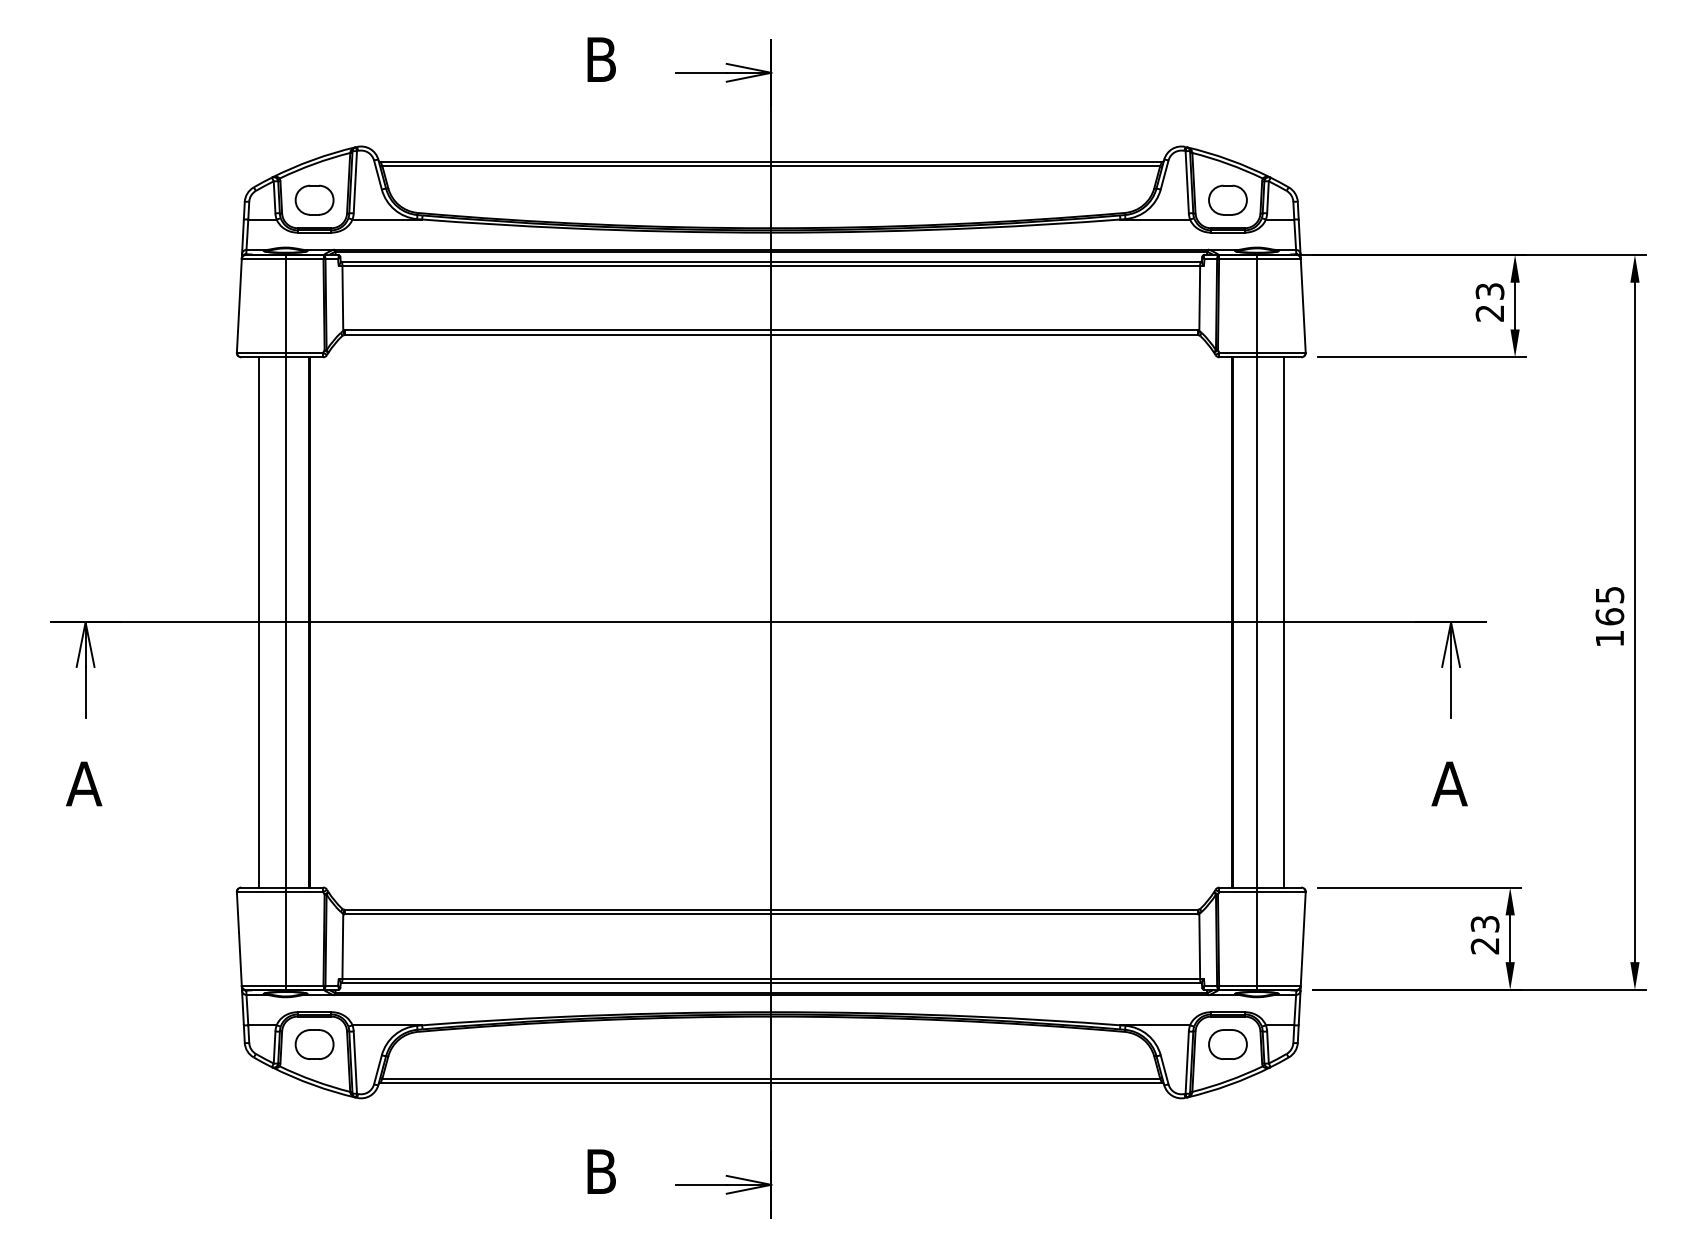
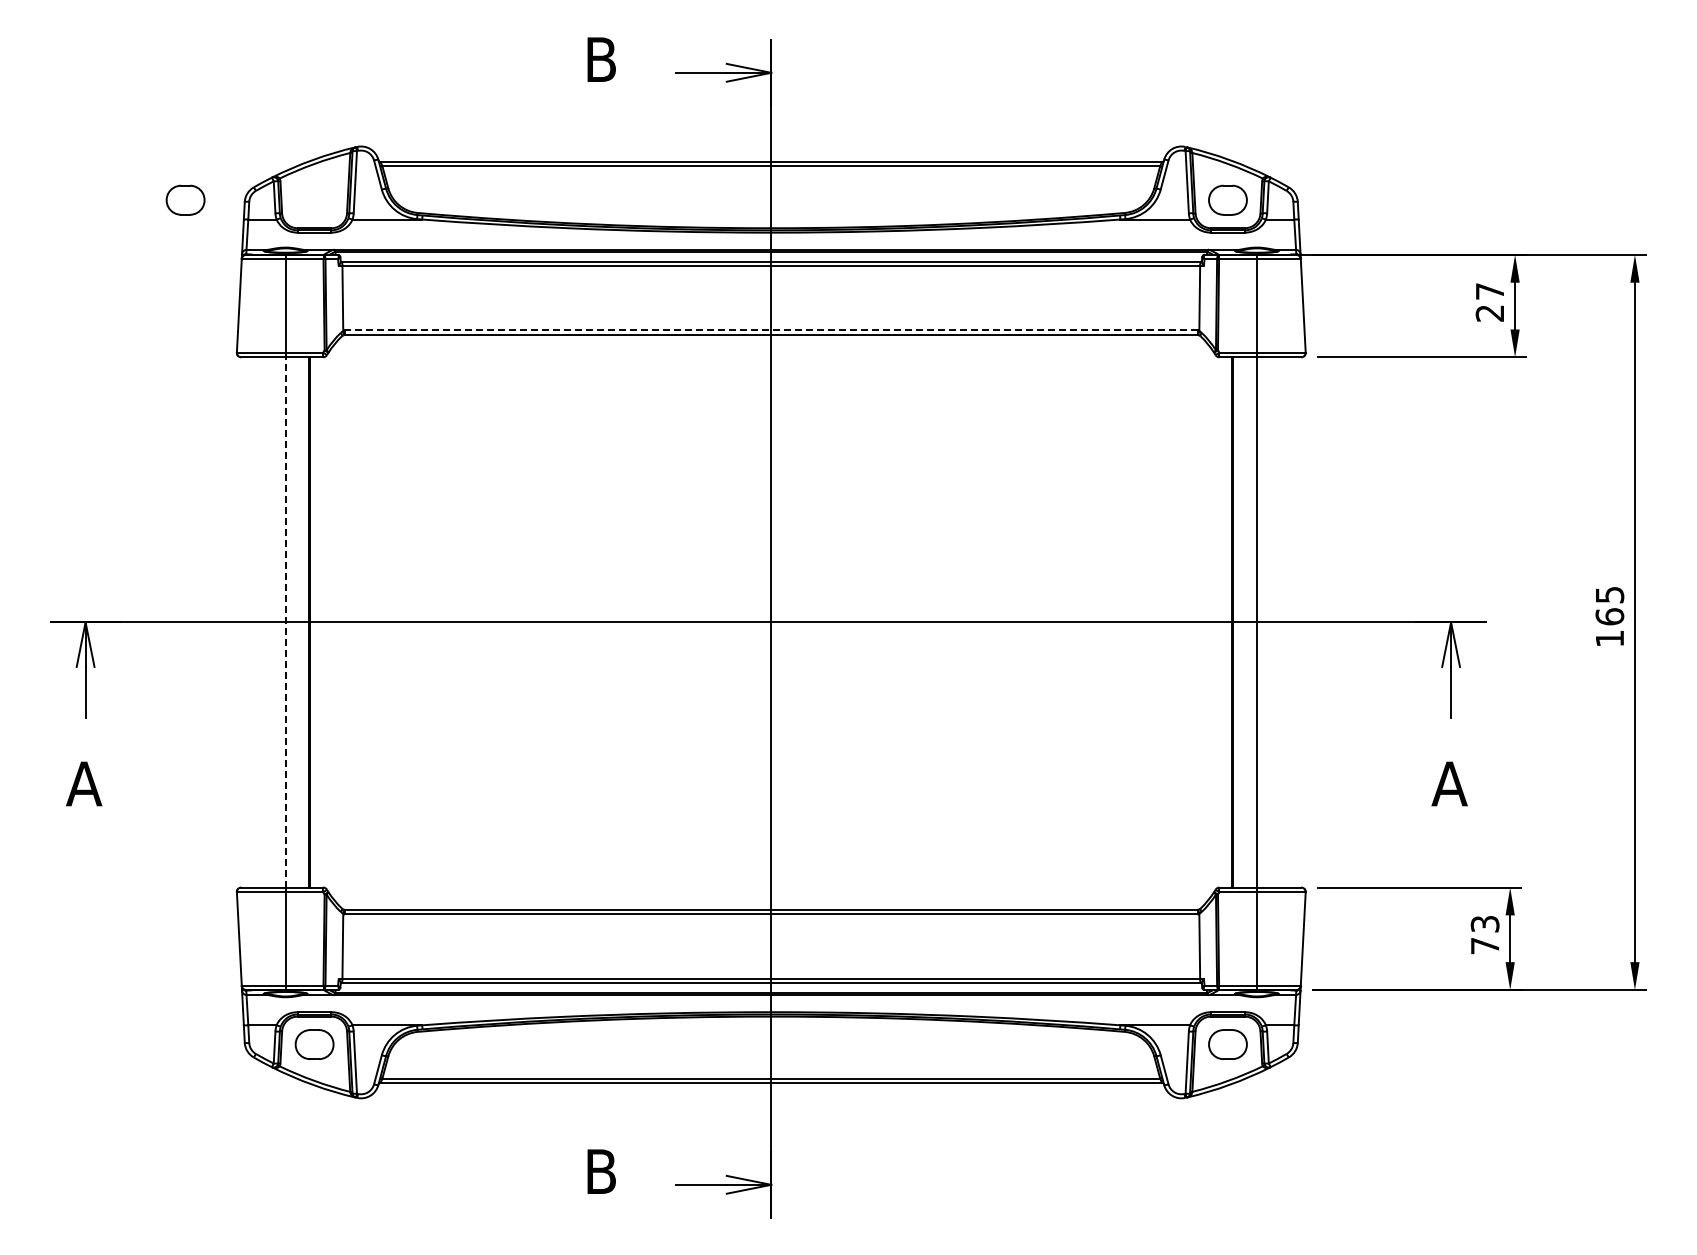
part position: (314, 199) -> (185, 199) (185, 199)
text: 23 -> 27 (1489, 291)
line: solid -> dashed (770, 330)
line: solid -> dashed (285, 621)
line: present -> none (258, 622)
line: present -> none (1283, 622)
text: 23 -> 73 (1484, 946)
